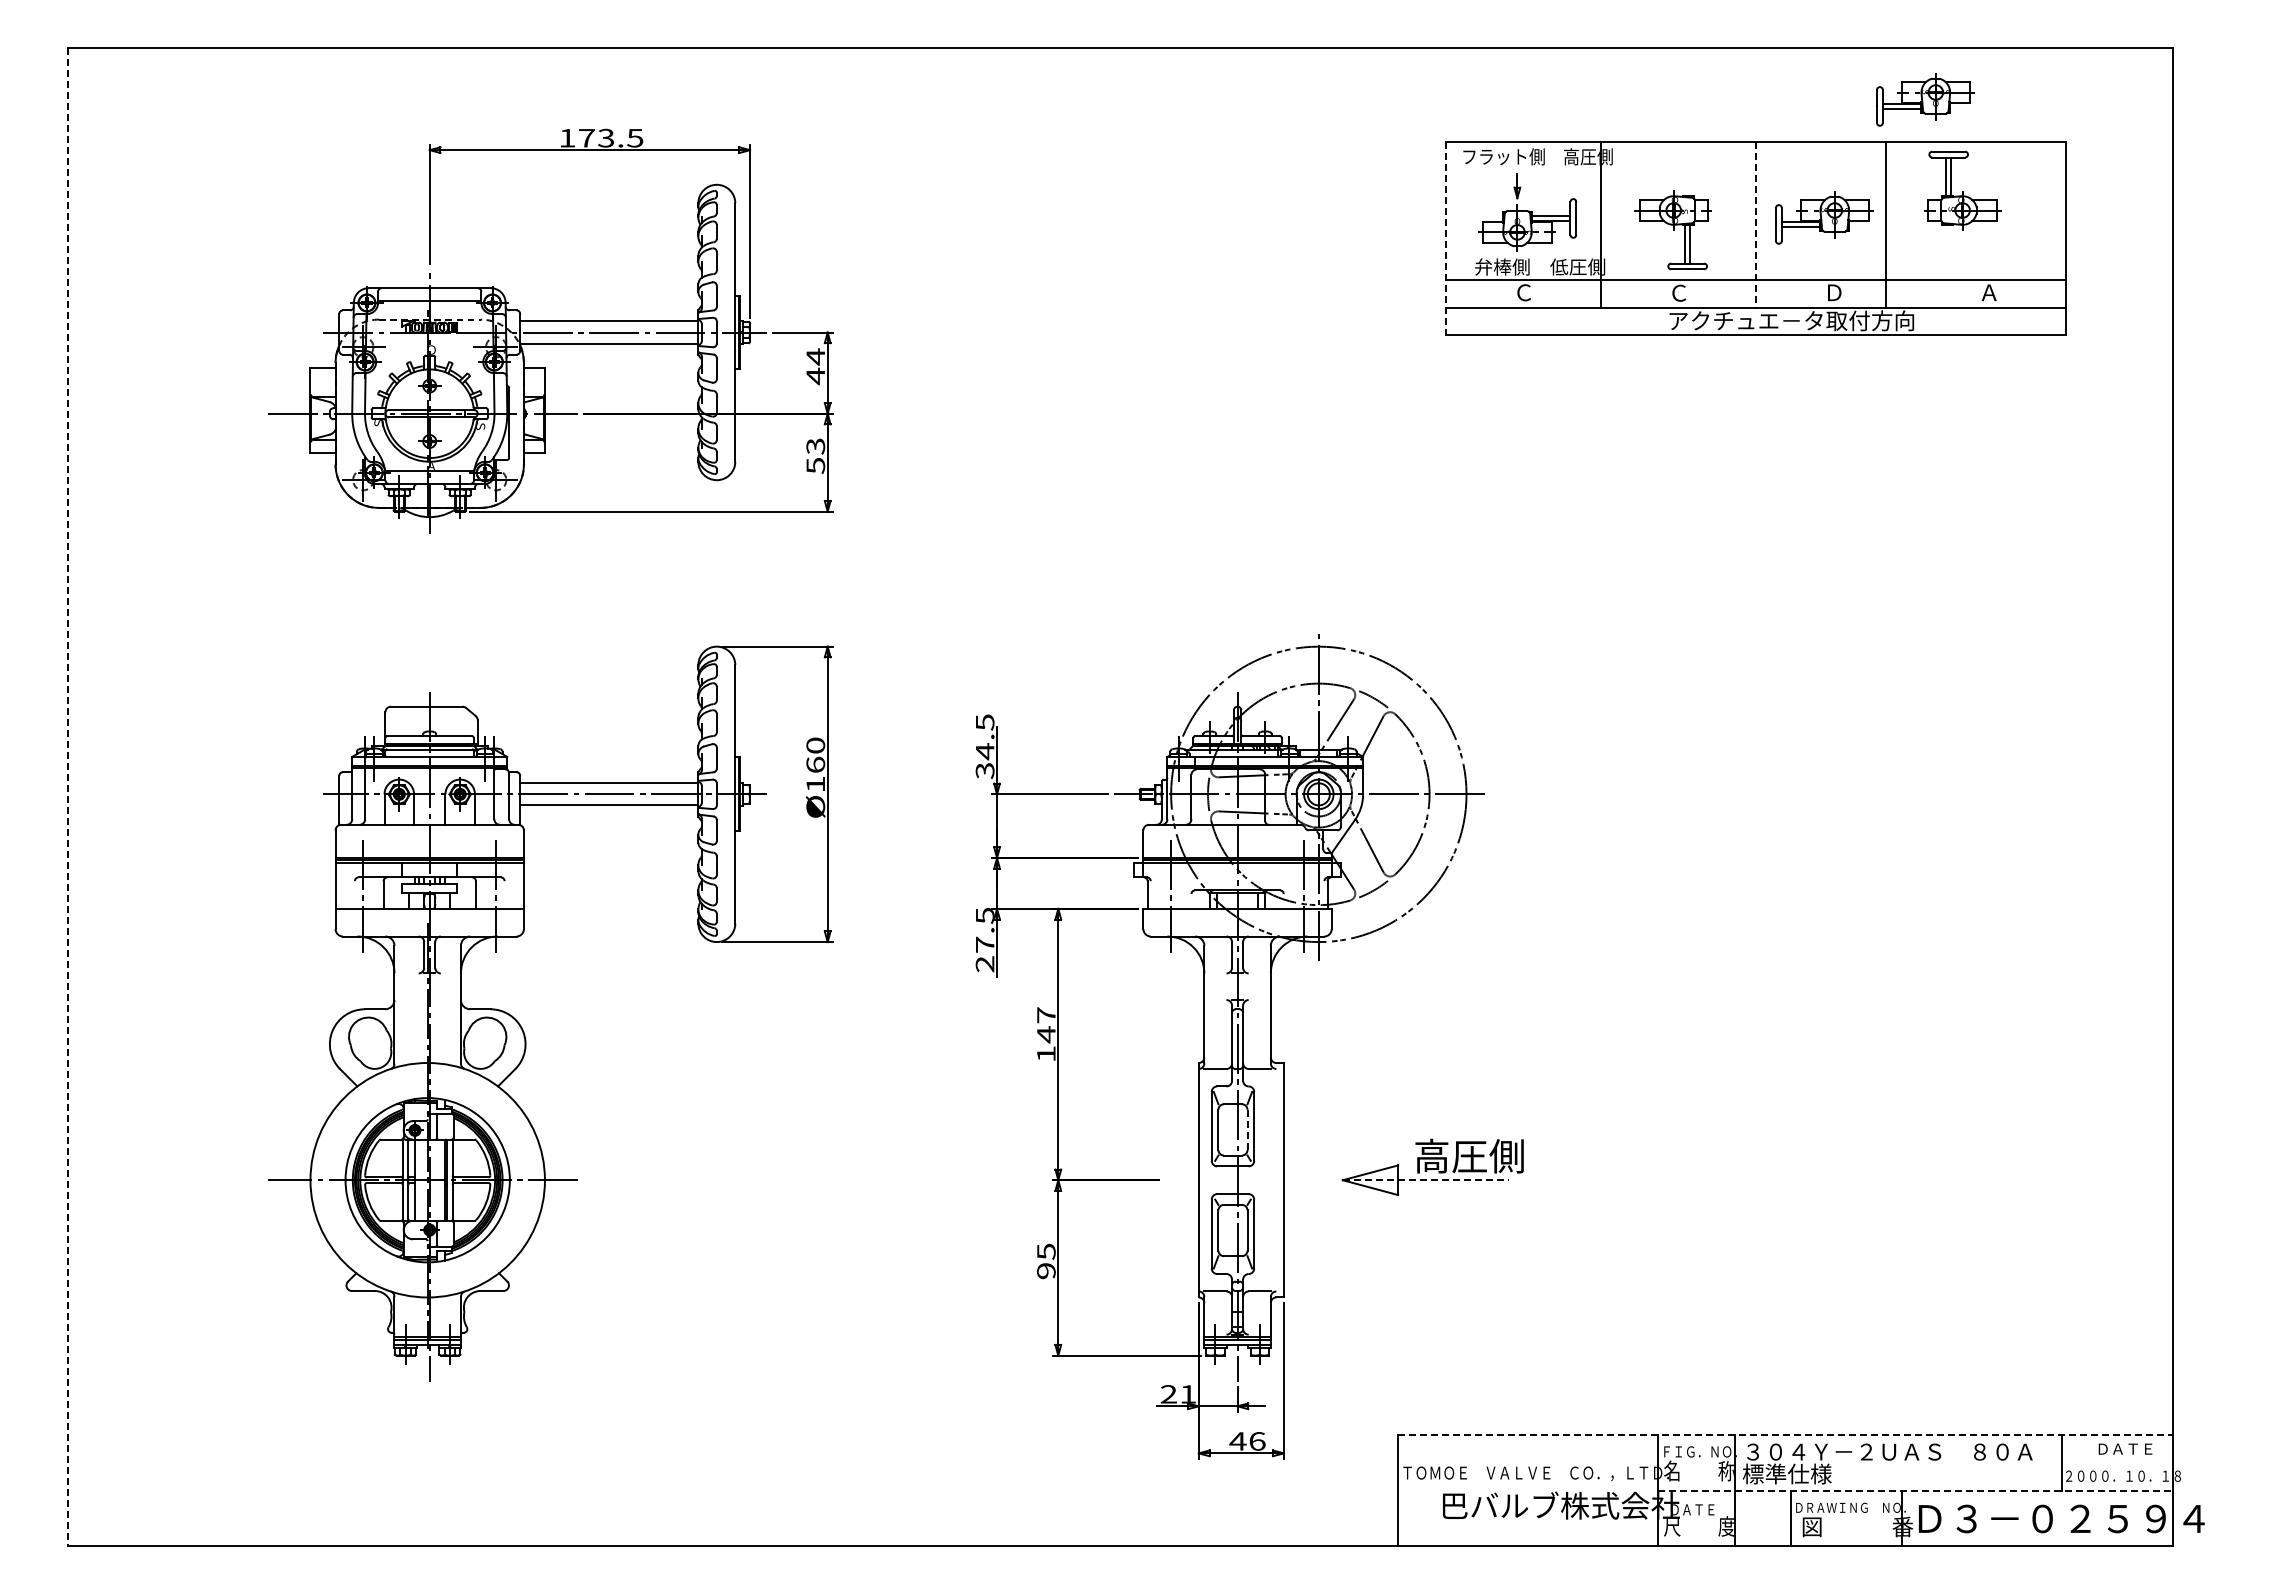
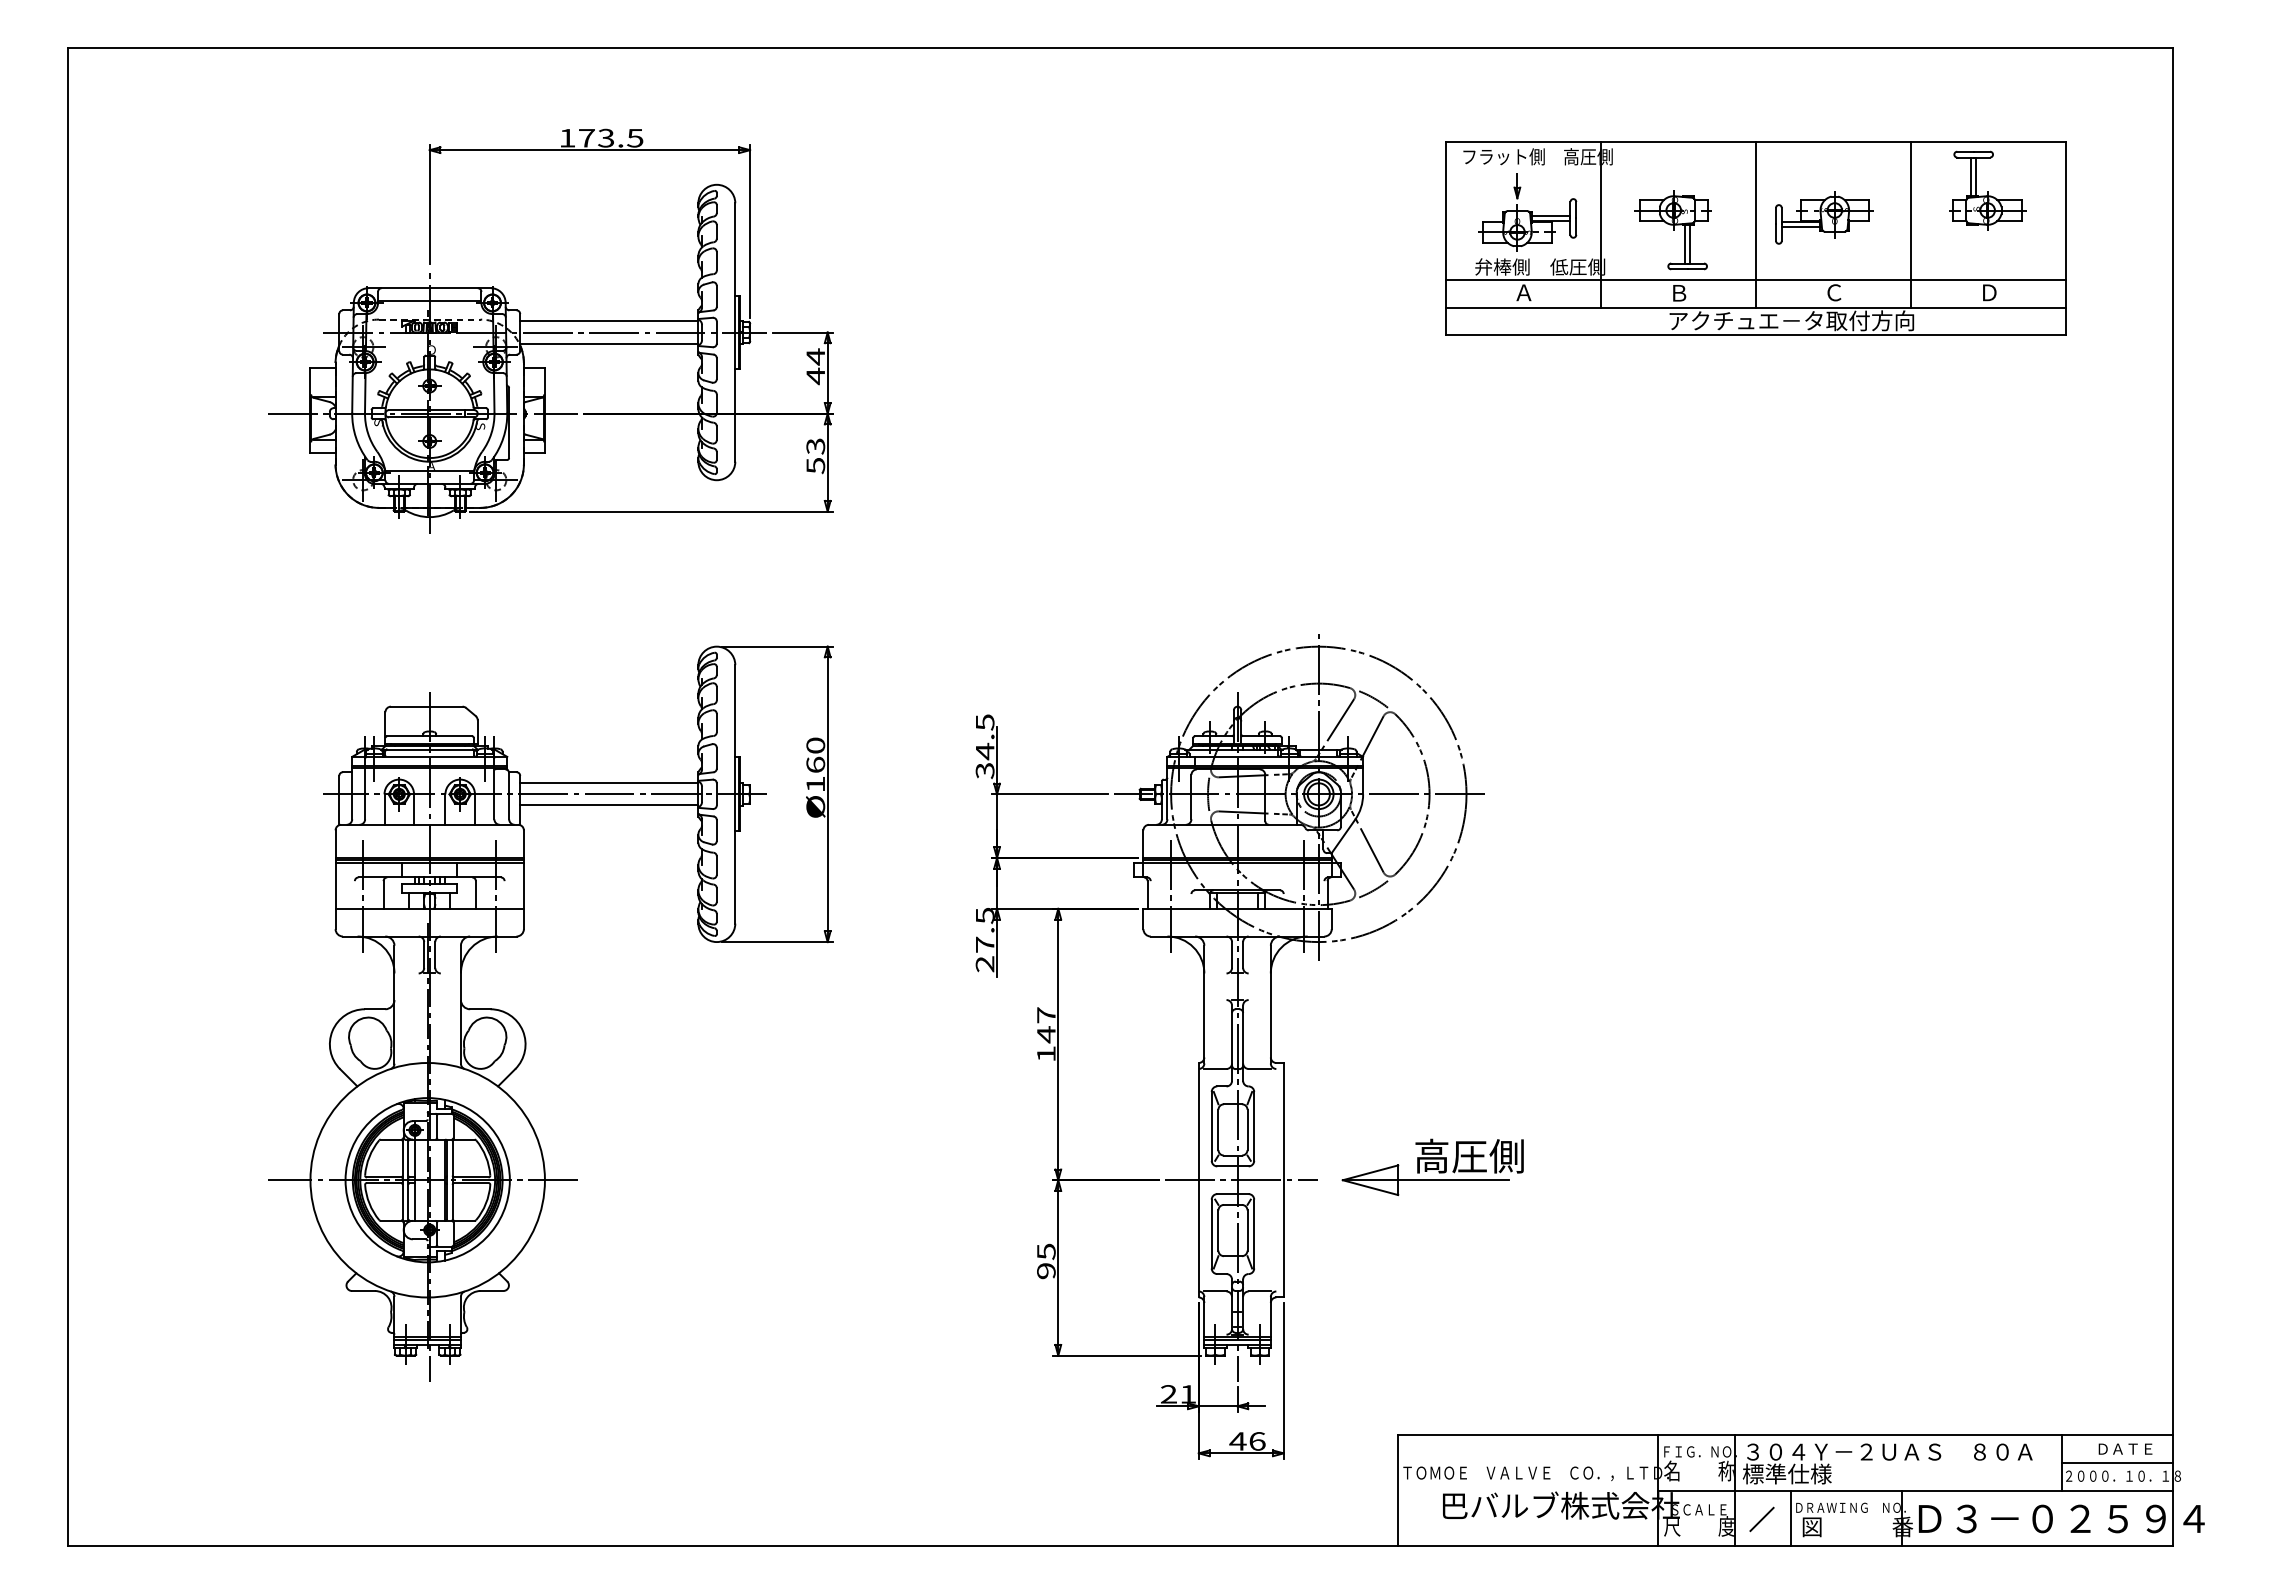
part: present -> none (1925, 99)
part position: (1962, 190) -> (1987, 190) (1987, 190)
line position: (1885, 224) -> (1910, 224) (1910, 224)
line: dashed -> solid (1755, 225)
line: dashed -> solid (1445, 238)
text: Ｃ -> Ａ (1523, 292)
text: Ｃ -> Ｂ (1679, 292)
text: Ｄ -> Ｃ (1834, 292)
text: Ａ -> Ｄ (1988, 292)
line: dashed -> solid (68, 797)
line: dashed -> solid (1247, 1130)
line: none -> present (1240, 1180)
line: dashed -> solid (1426, 1180)
line: dashed -> solid (1785, 1435)
line: none -> present (2117, 1463)
line: dashed -> solid (1915, 1490)
text: ＤＡＴＥ -> ＳＣＡＬＥ (1699, 1509)
line: none -> present (1761, 1519)
